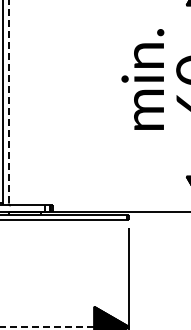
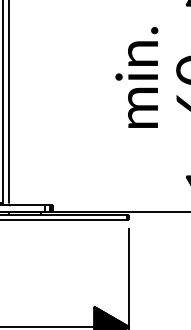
text position: (142, 79) -> (136, 77) (136, 77)
line: dashed -> solid (8, 101)
line: dashed -> solid (47, 327)
